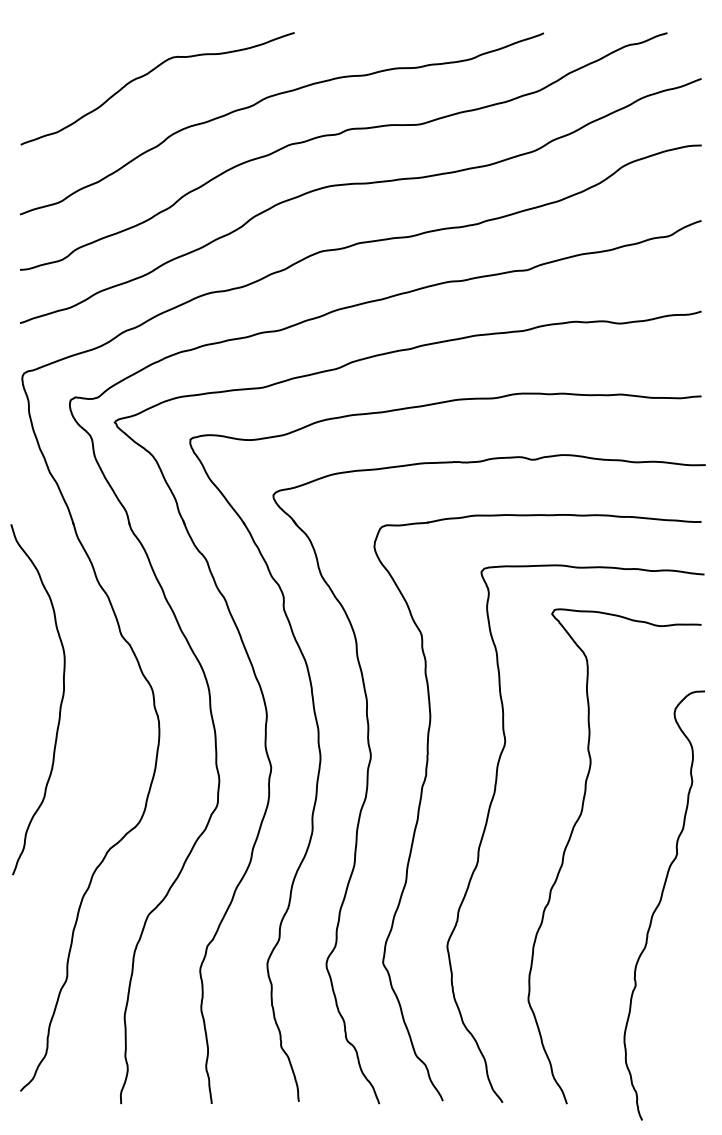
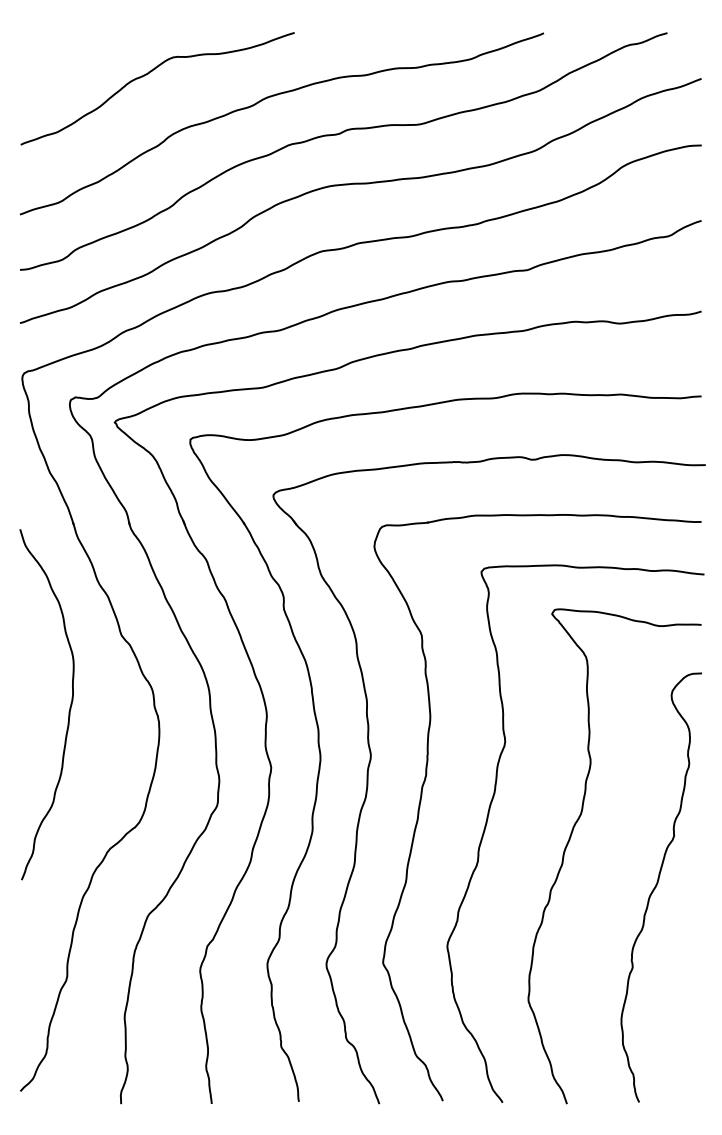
curve position: (59, 706) -> (68, 711) (68, 711)
curve position: (660, 903) -> (657, 885) (657, 885)
